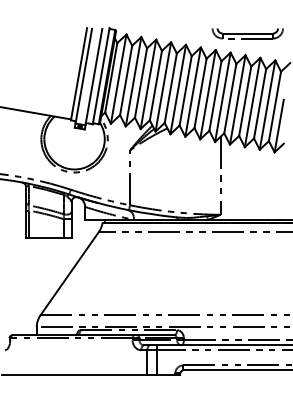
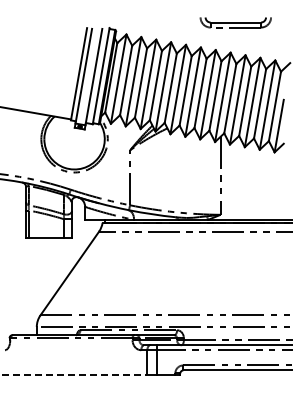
part position: (247, 33) -> (235, 22) (235, 22)
line: solid -> dashed (74, 375)
